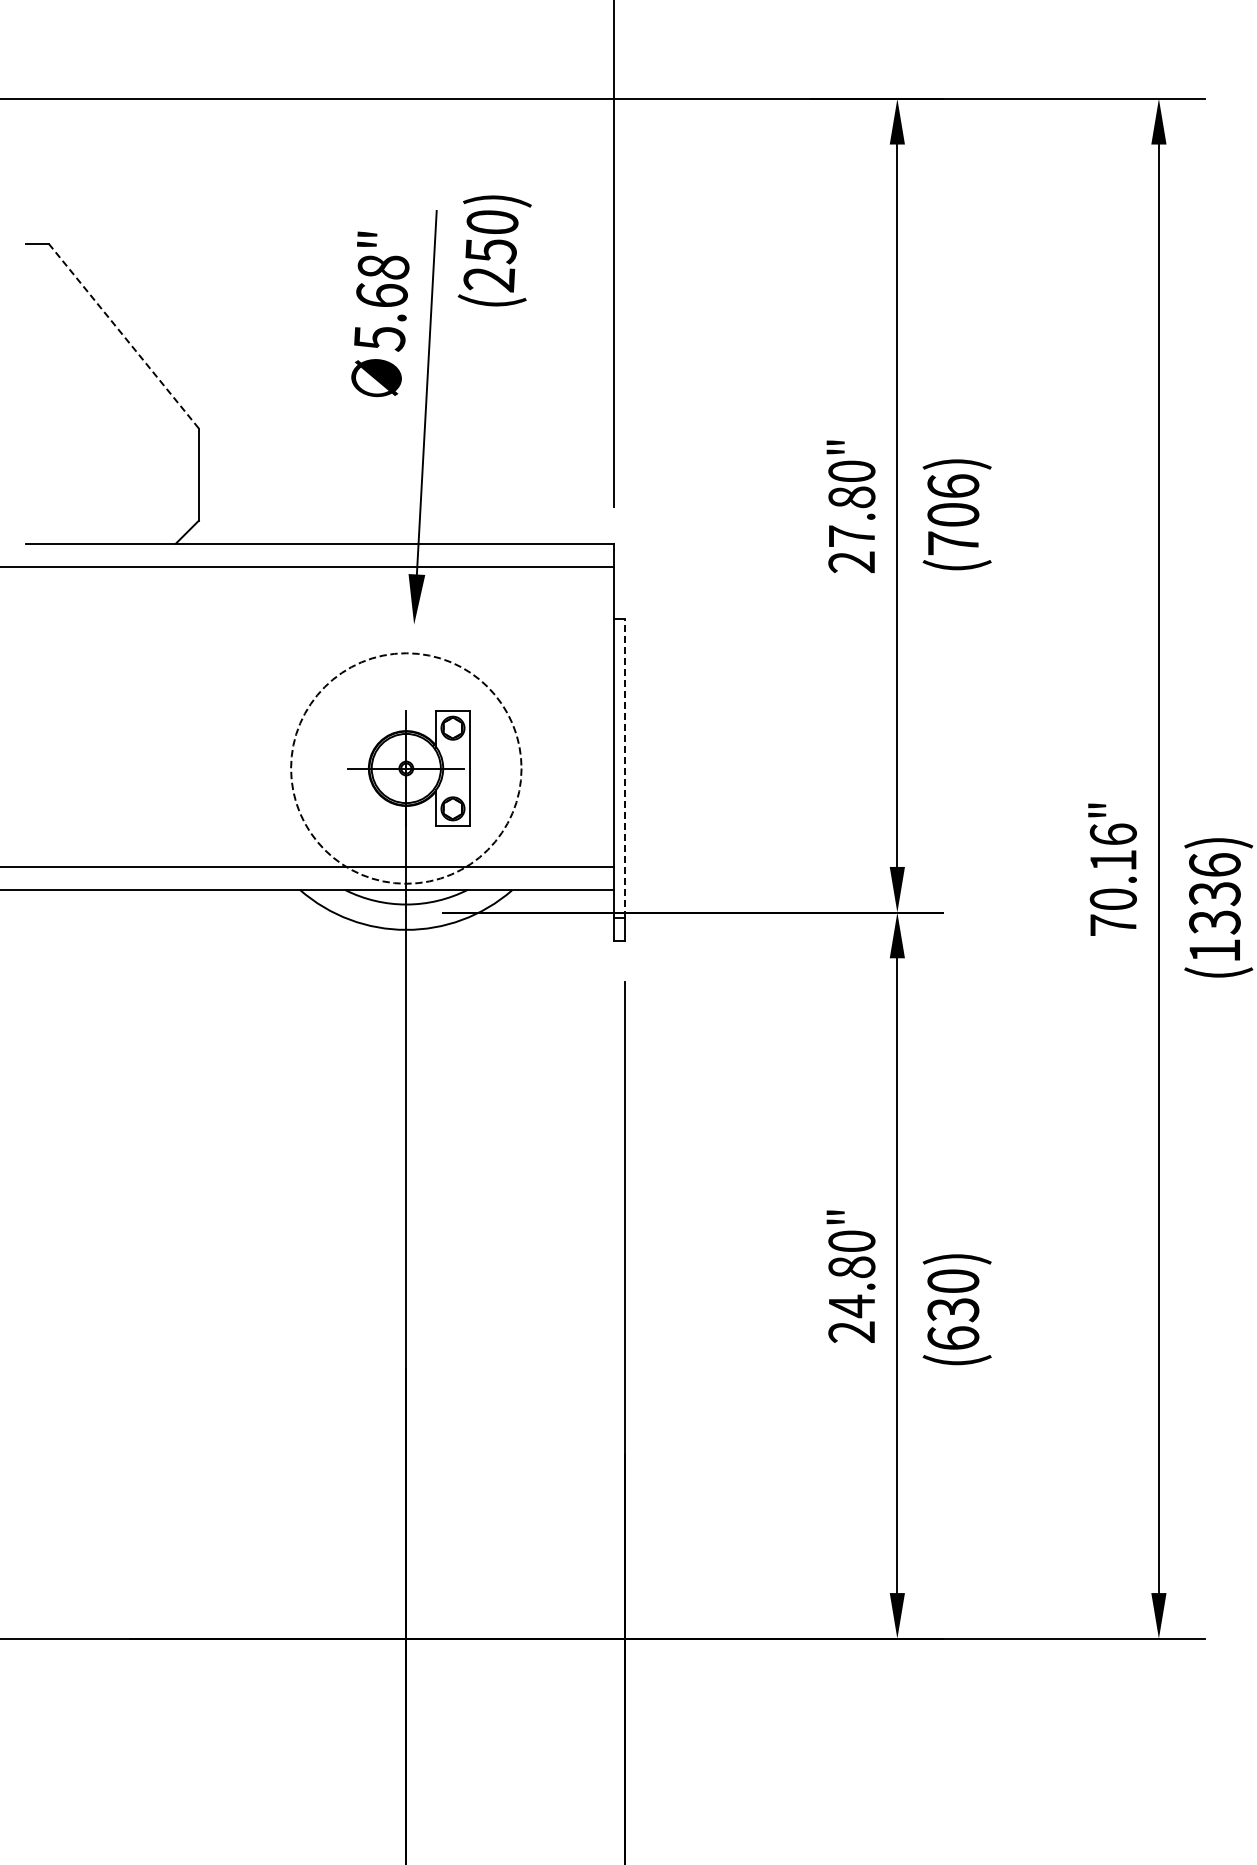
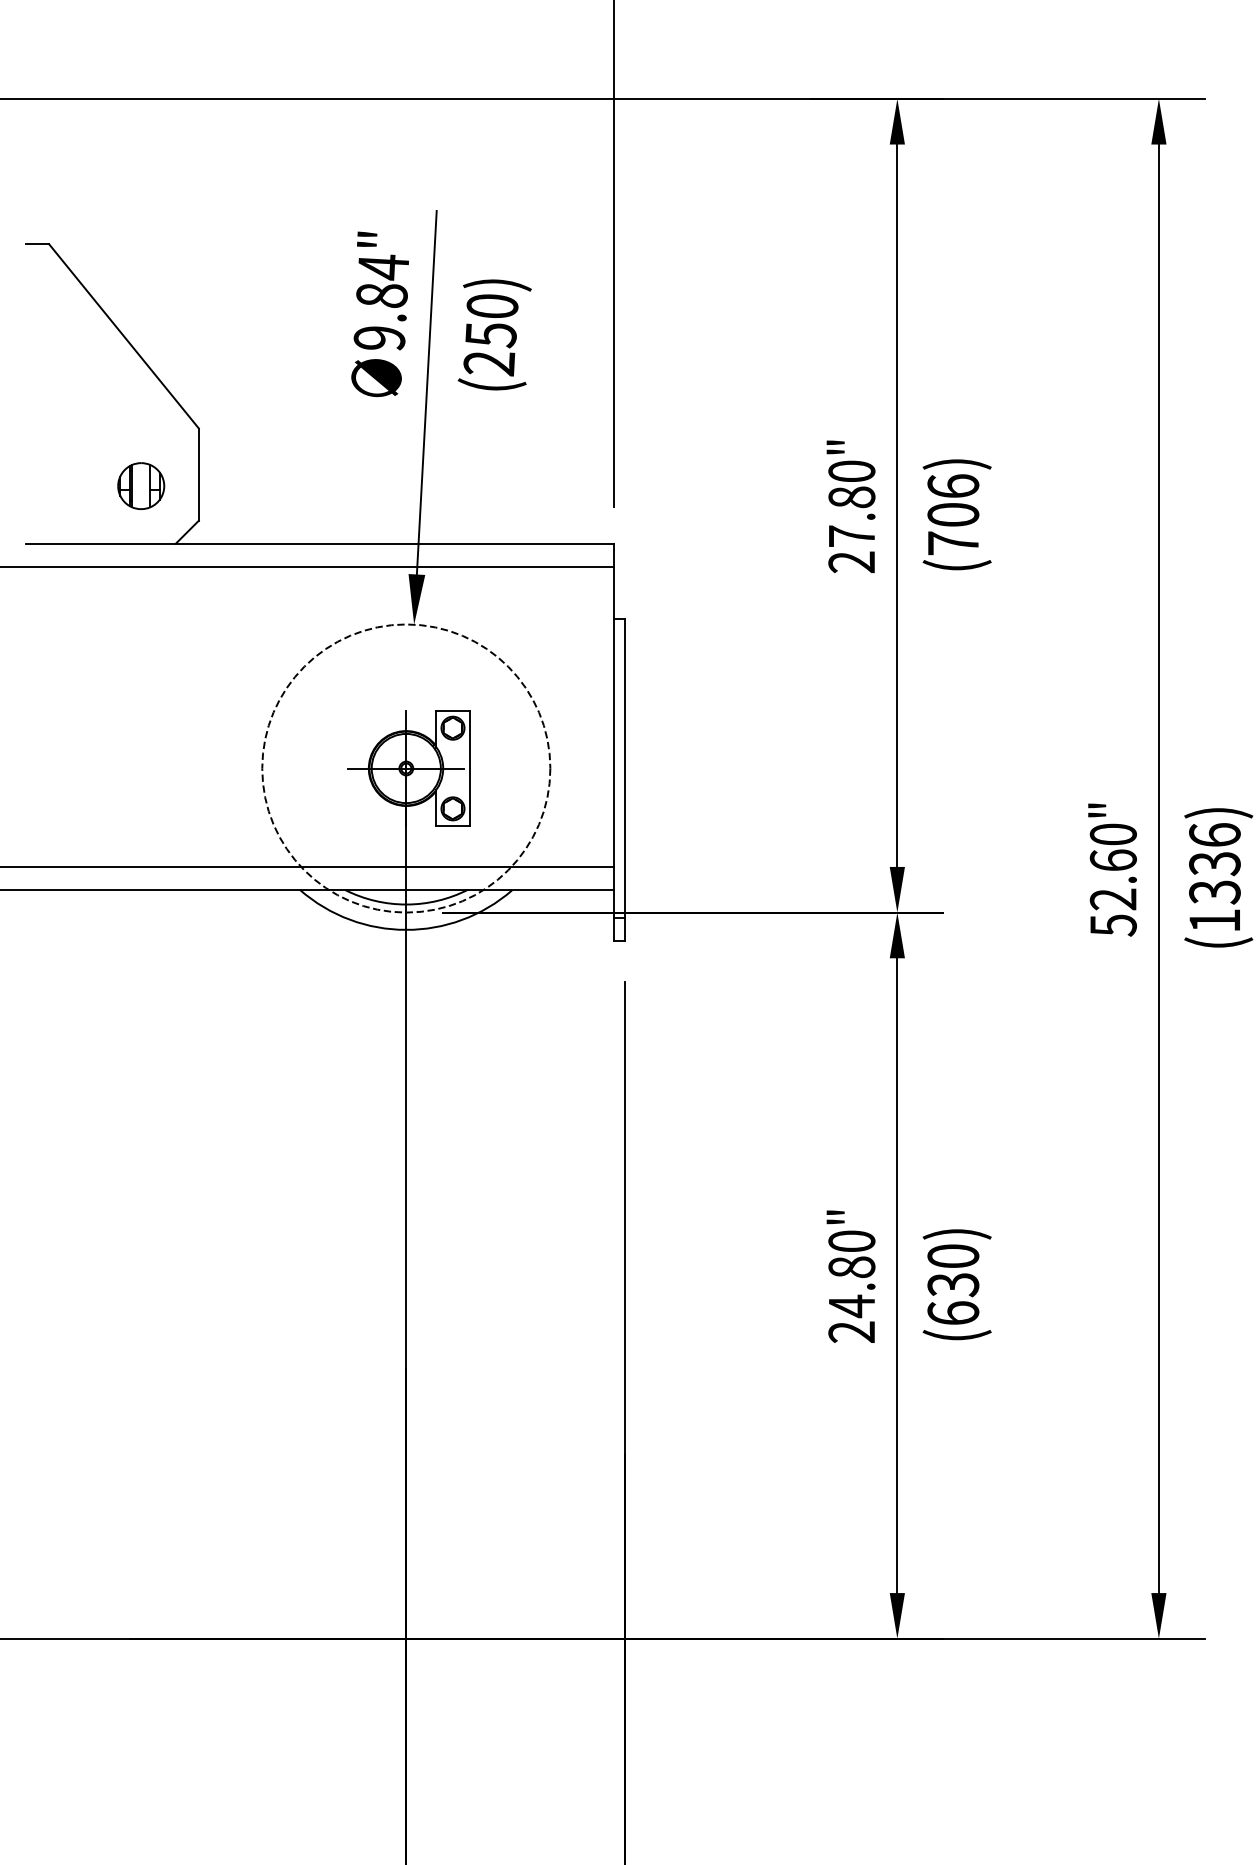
text position: (494, 250) -> (494, 334) (494, 334)
text: 5.68" -> 9.84" (381, 302)
line: dashed -> solid (123, 336)
part: none -> present (141, 485)
circle diameter: 231 px -> 288 px (406, 768)
line: dashed -> solid (625, 768)
text: 70.16" -> 52.60" (1112, 879)
text position: (1218, 907) -> (1218, 877) (1218, 877)
text position: (956, 1309) -> (956, 1284) (956, 1284)
